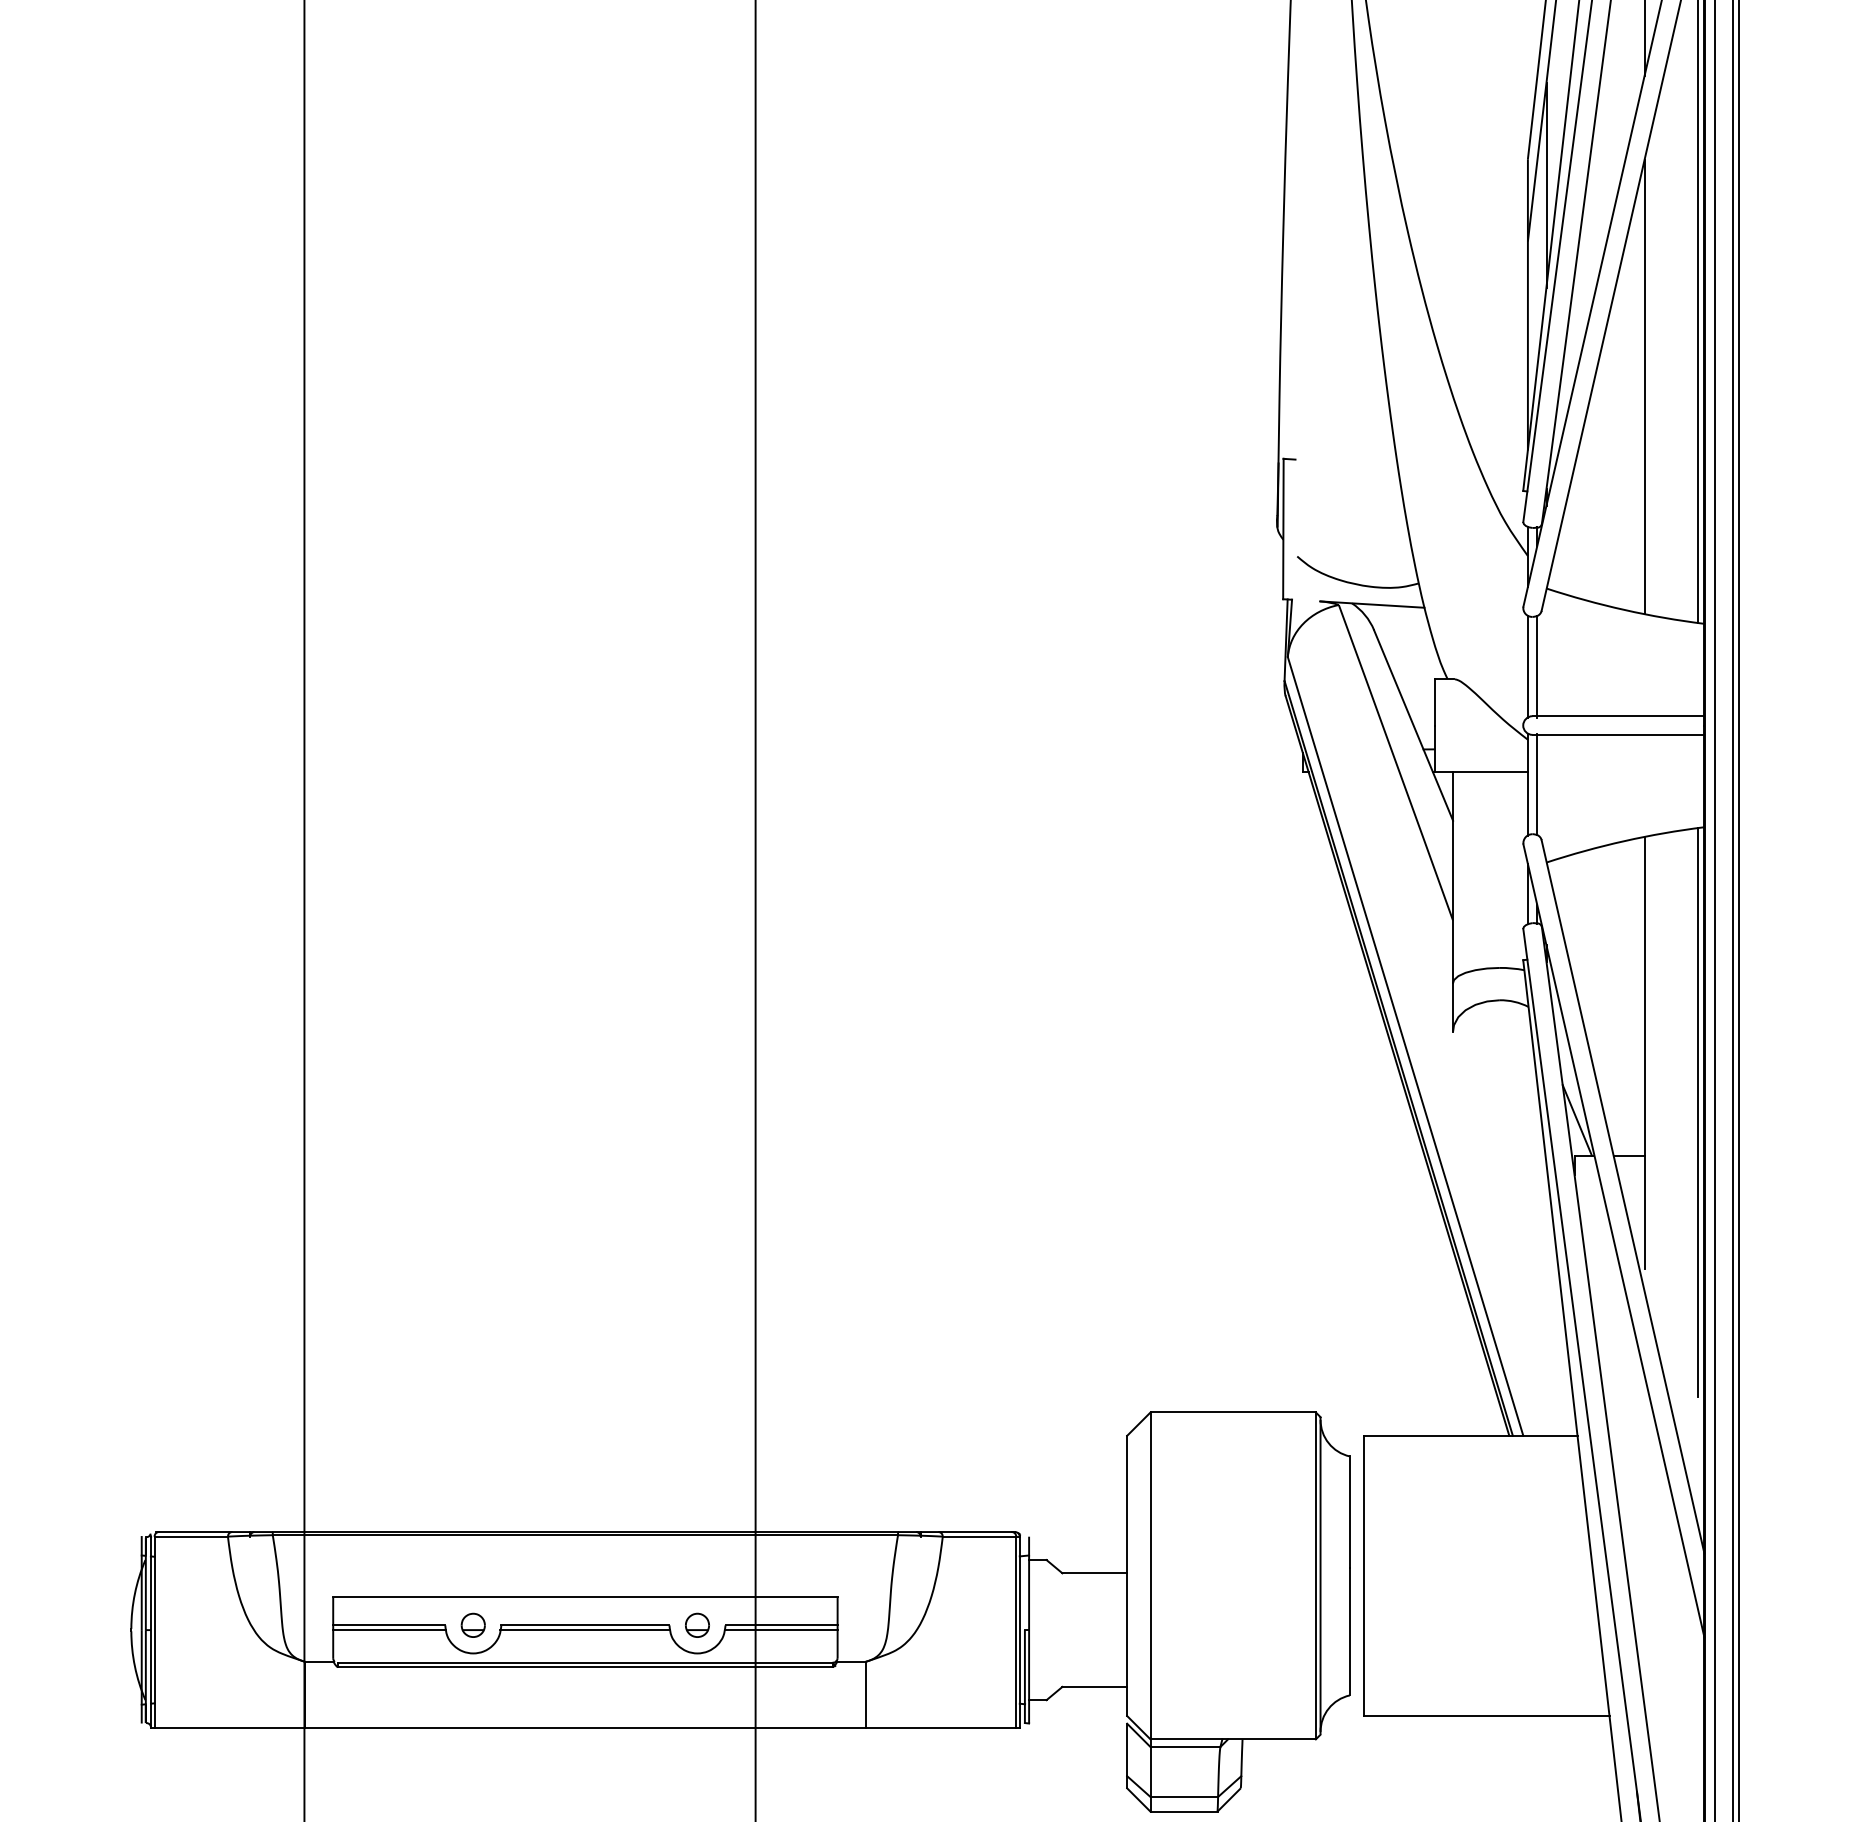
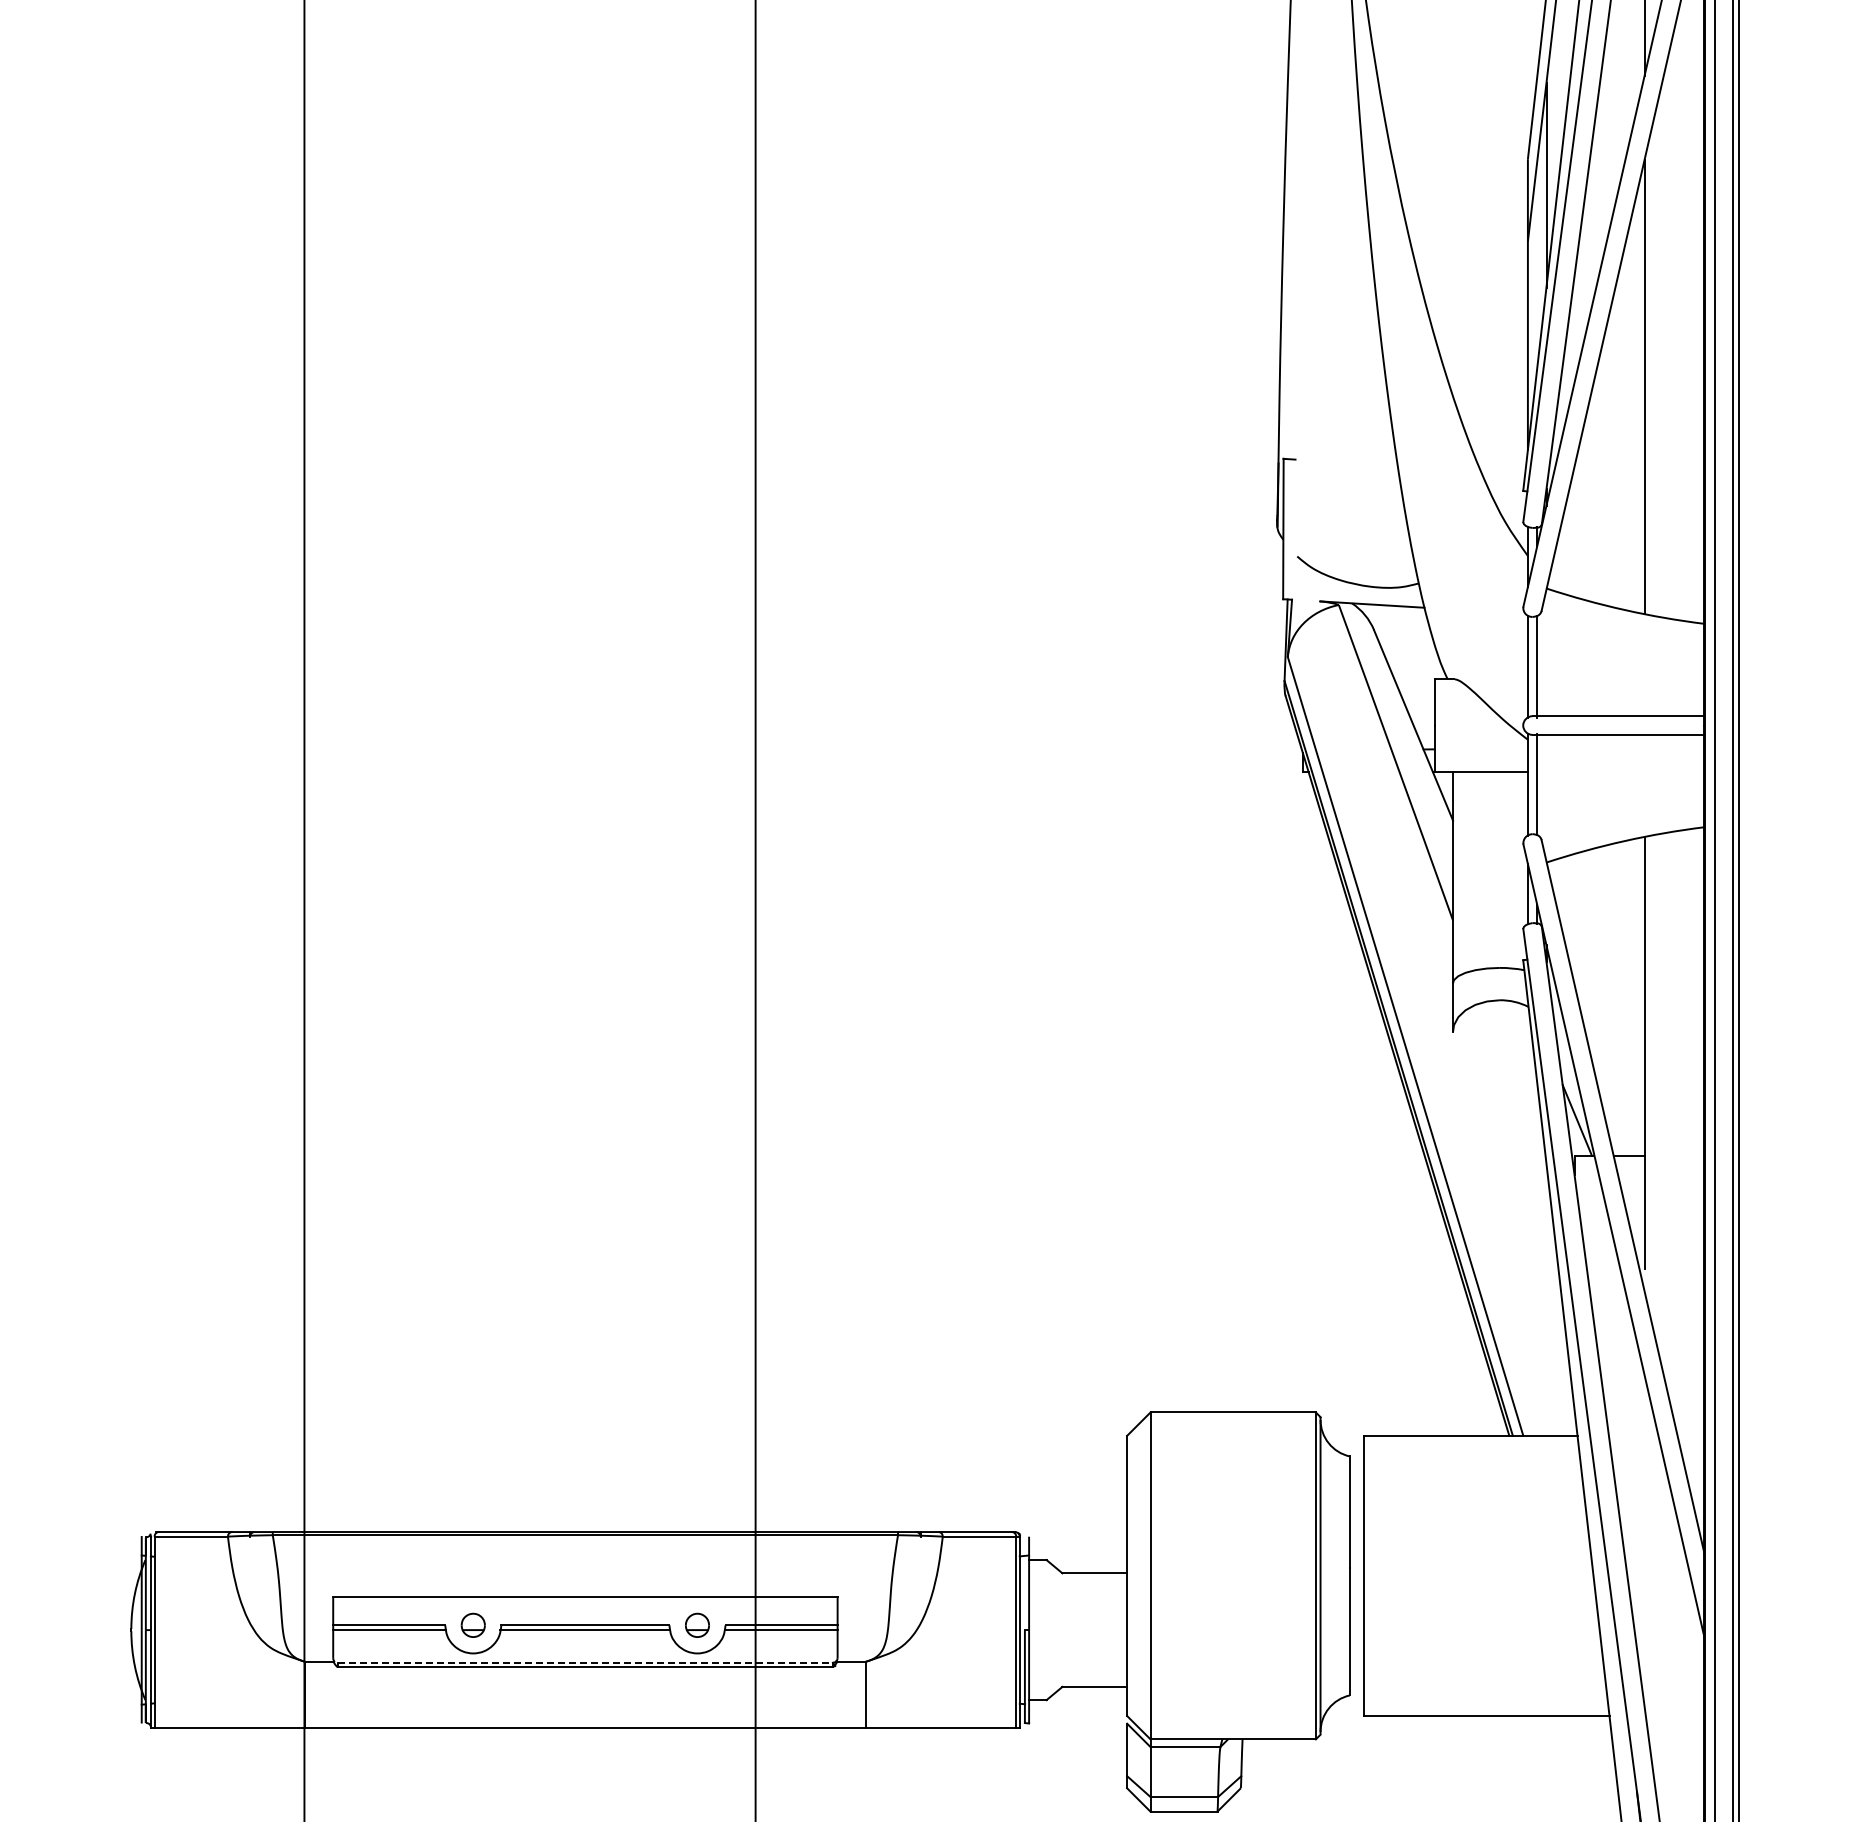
line: present -> none (1698, 312)
line: present -> none (1698, 1112)
line: solid -> dashed (585, 1662)
